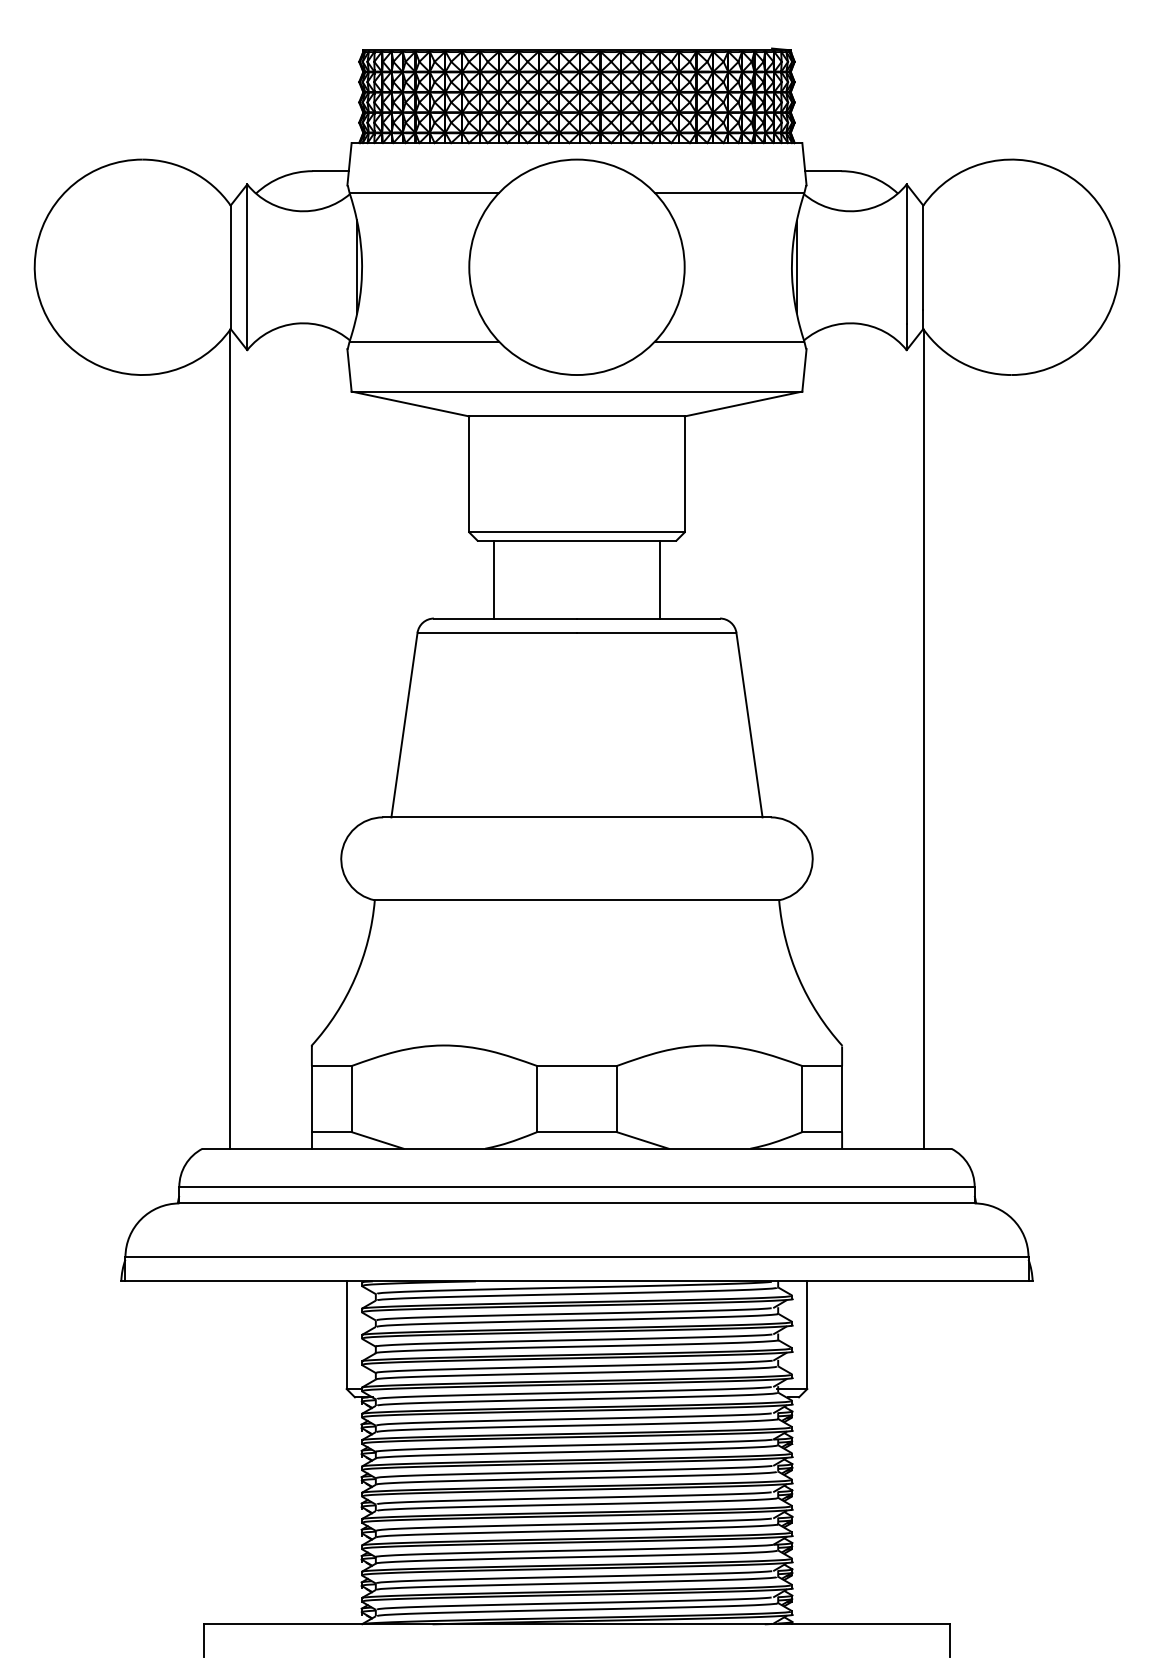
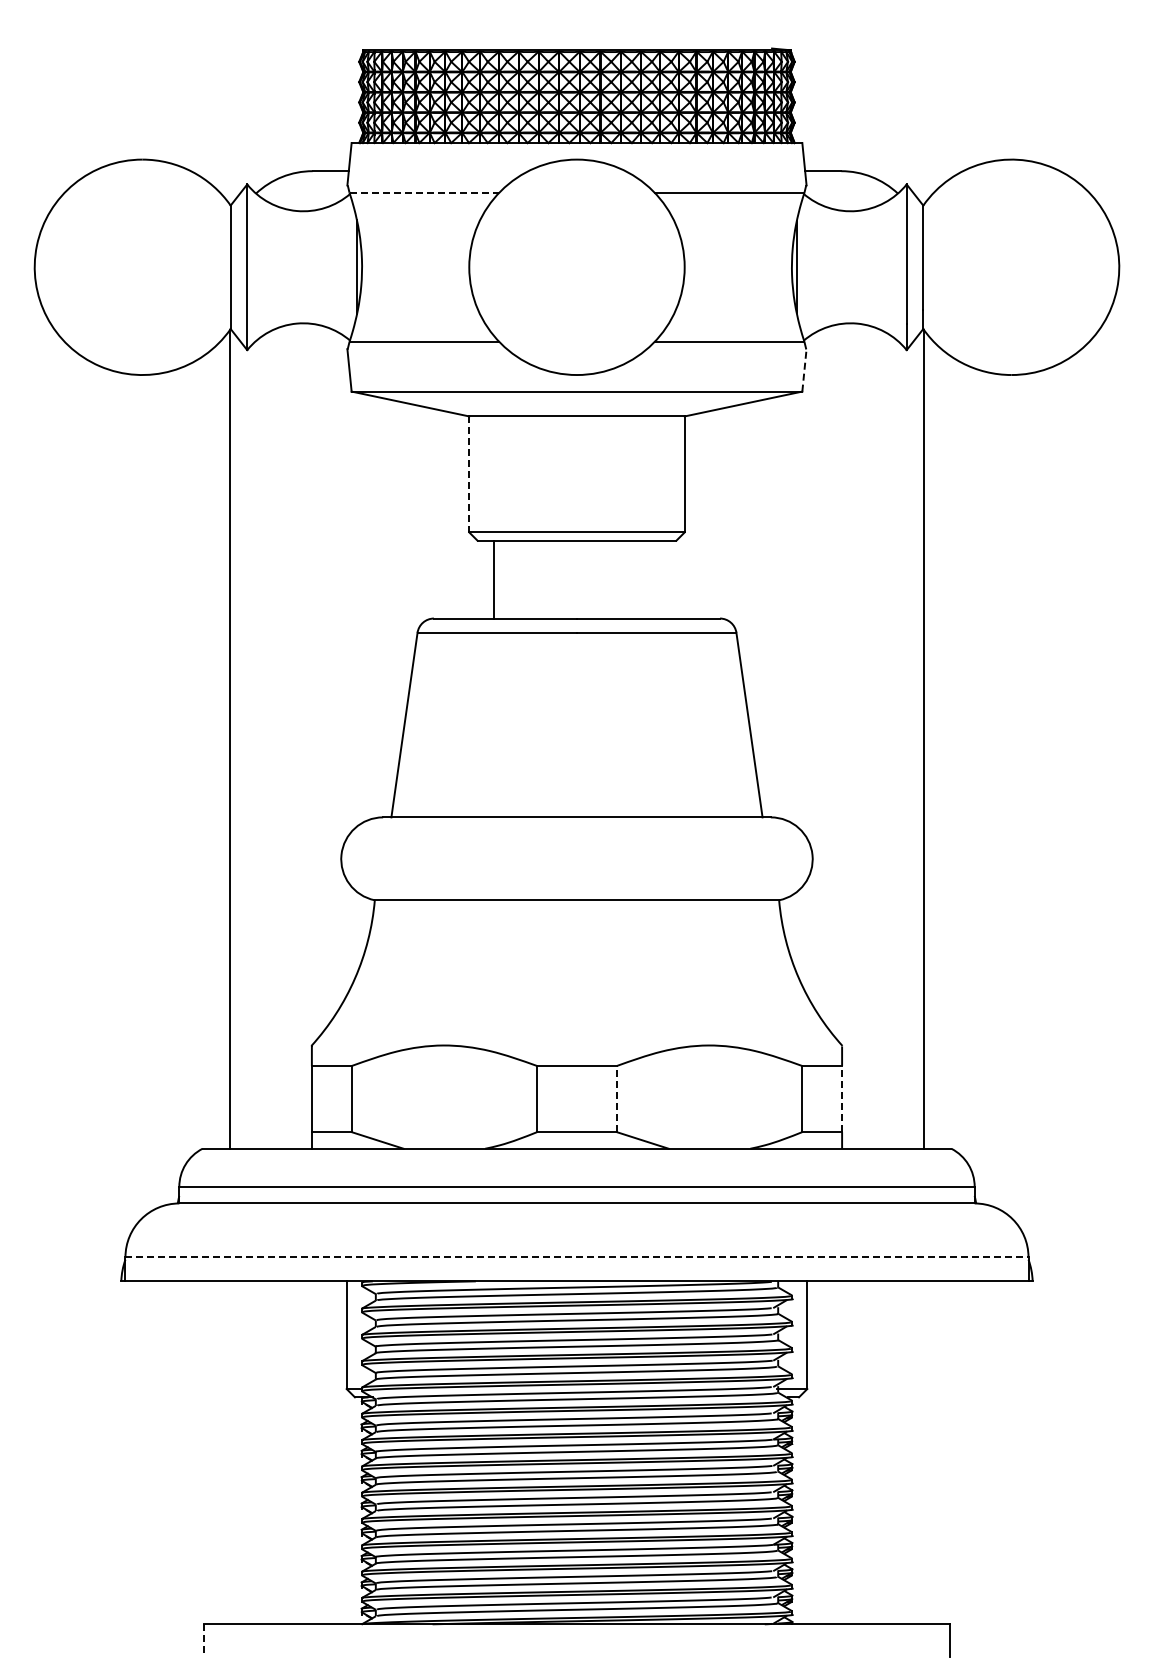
line: solid -> dashed (424, 192)
line: solid -> dashed (804, 369)
line: solid -> dashed (469, 474)
line: present -> none (659, 579)
line: solid -> dashed (617, 1098)
line: solid -> dashed (842, 1098)
line: solid -> dashed (576, 1257)
line: solid -> dashed (204, 1640)
